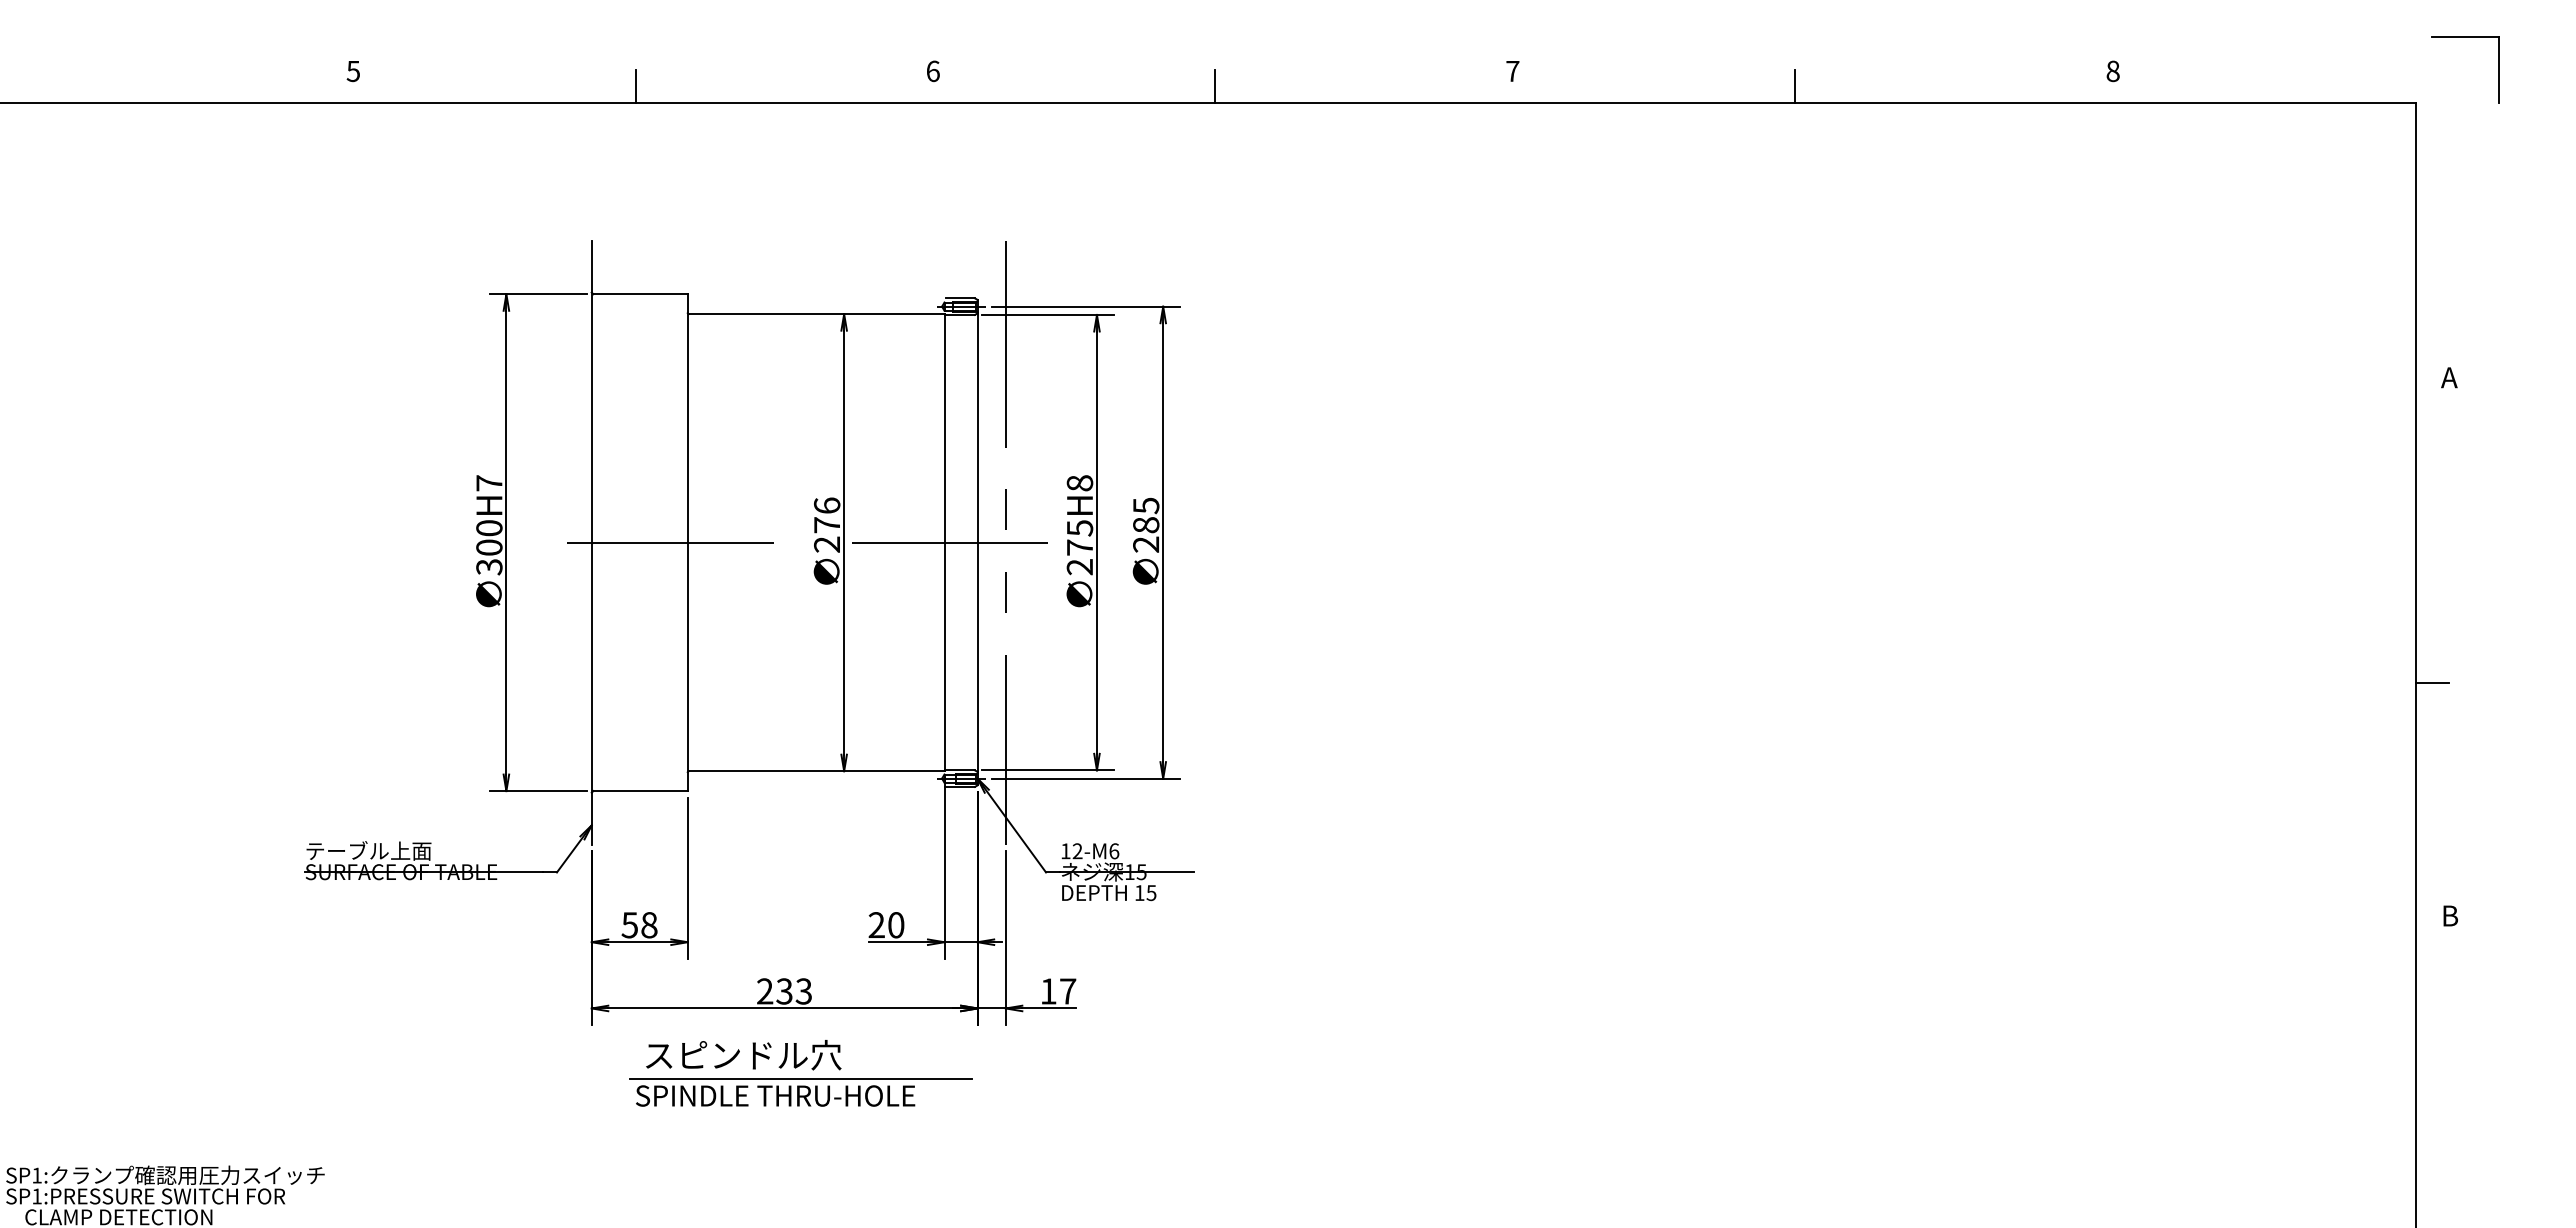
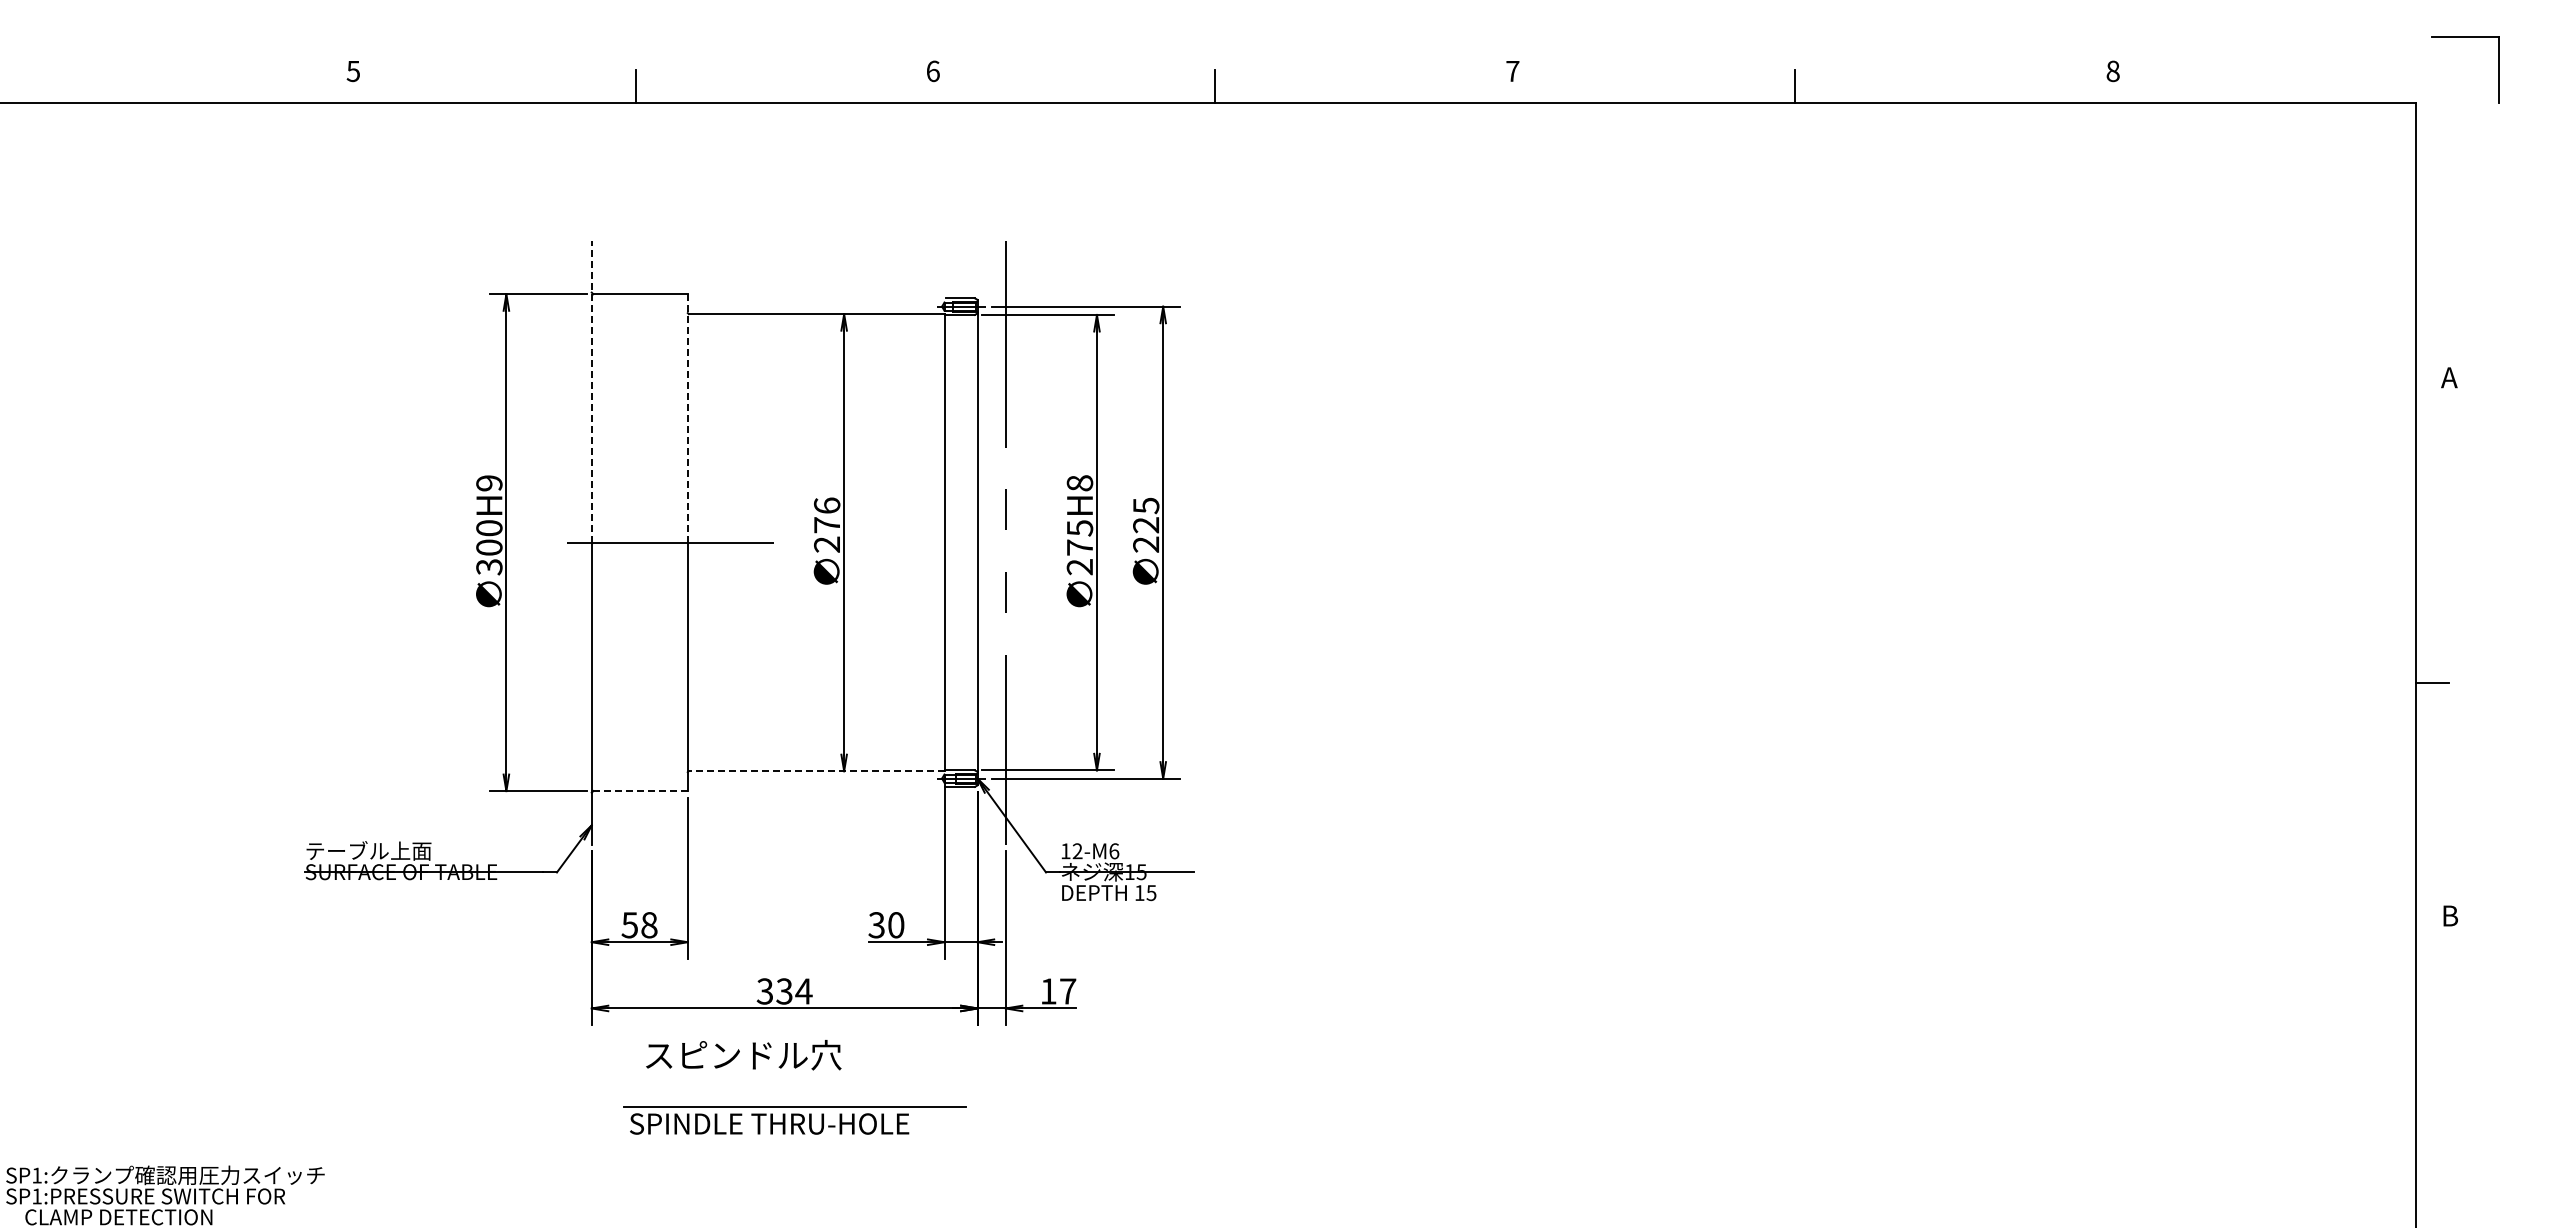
line: solid -> dashed (591, 391)
line: solid -> dashed (687, 418)
text: 300H7 -> 300H9 (489, 483)
text: 285 -> 225 (1146, 525)
line: present -> none (949, 542)
line: solid -> dashed (816, 771)
line: solid -> dashed (640, 791)
text: 20 -> 30 (876, 925)
text: 233 -> 334 (784, 991)
part position: (800, 1092) -> (794, 1120) (794, 1120)
